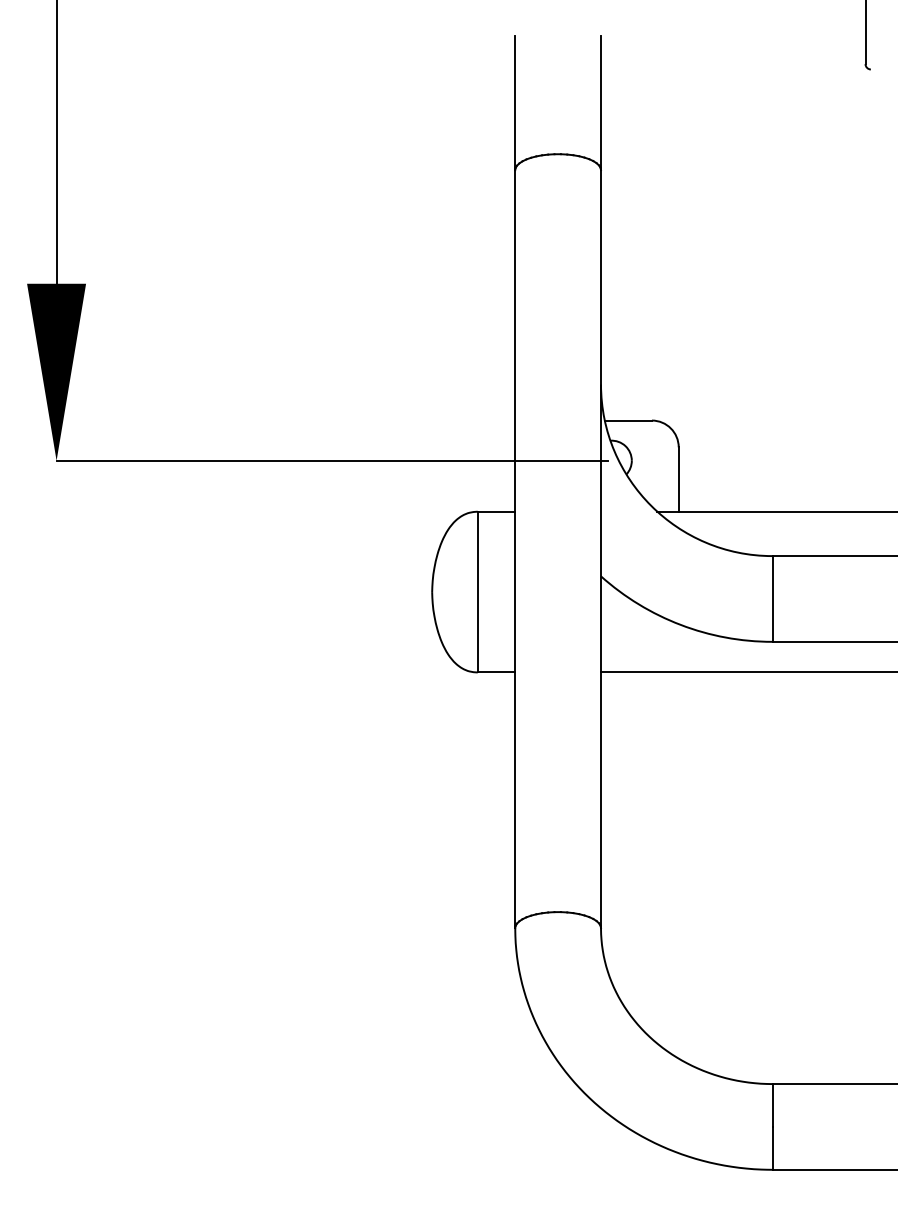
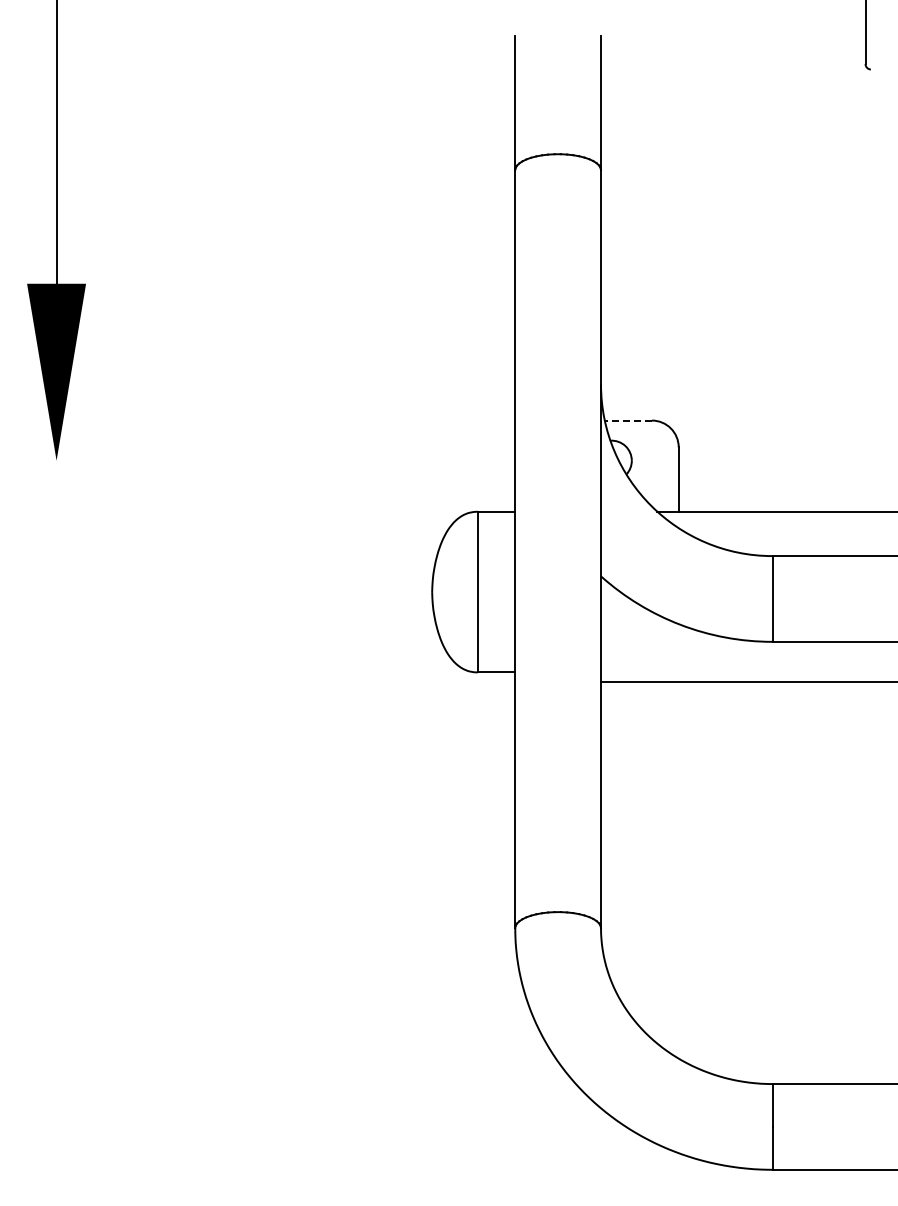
line: solid -> dashed (628, 420)
line: present -> none (332, 460)
line position: (747, 672) -> (747, 682) (747, 682)
